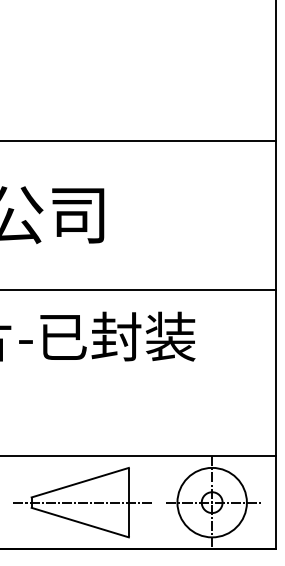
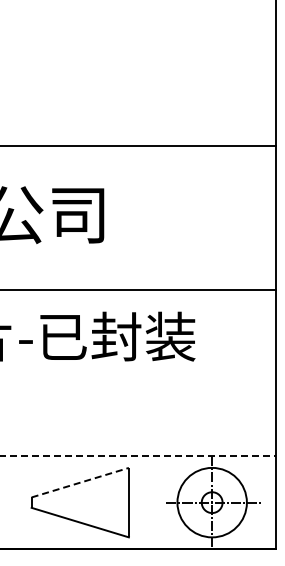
line position: (139, 141) -> (139, 146) (139, 146)
line: solid -> dashed (138, 456)
line: solid -> dashed (80, 482)
line: present -> none (82, 502)
